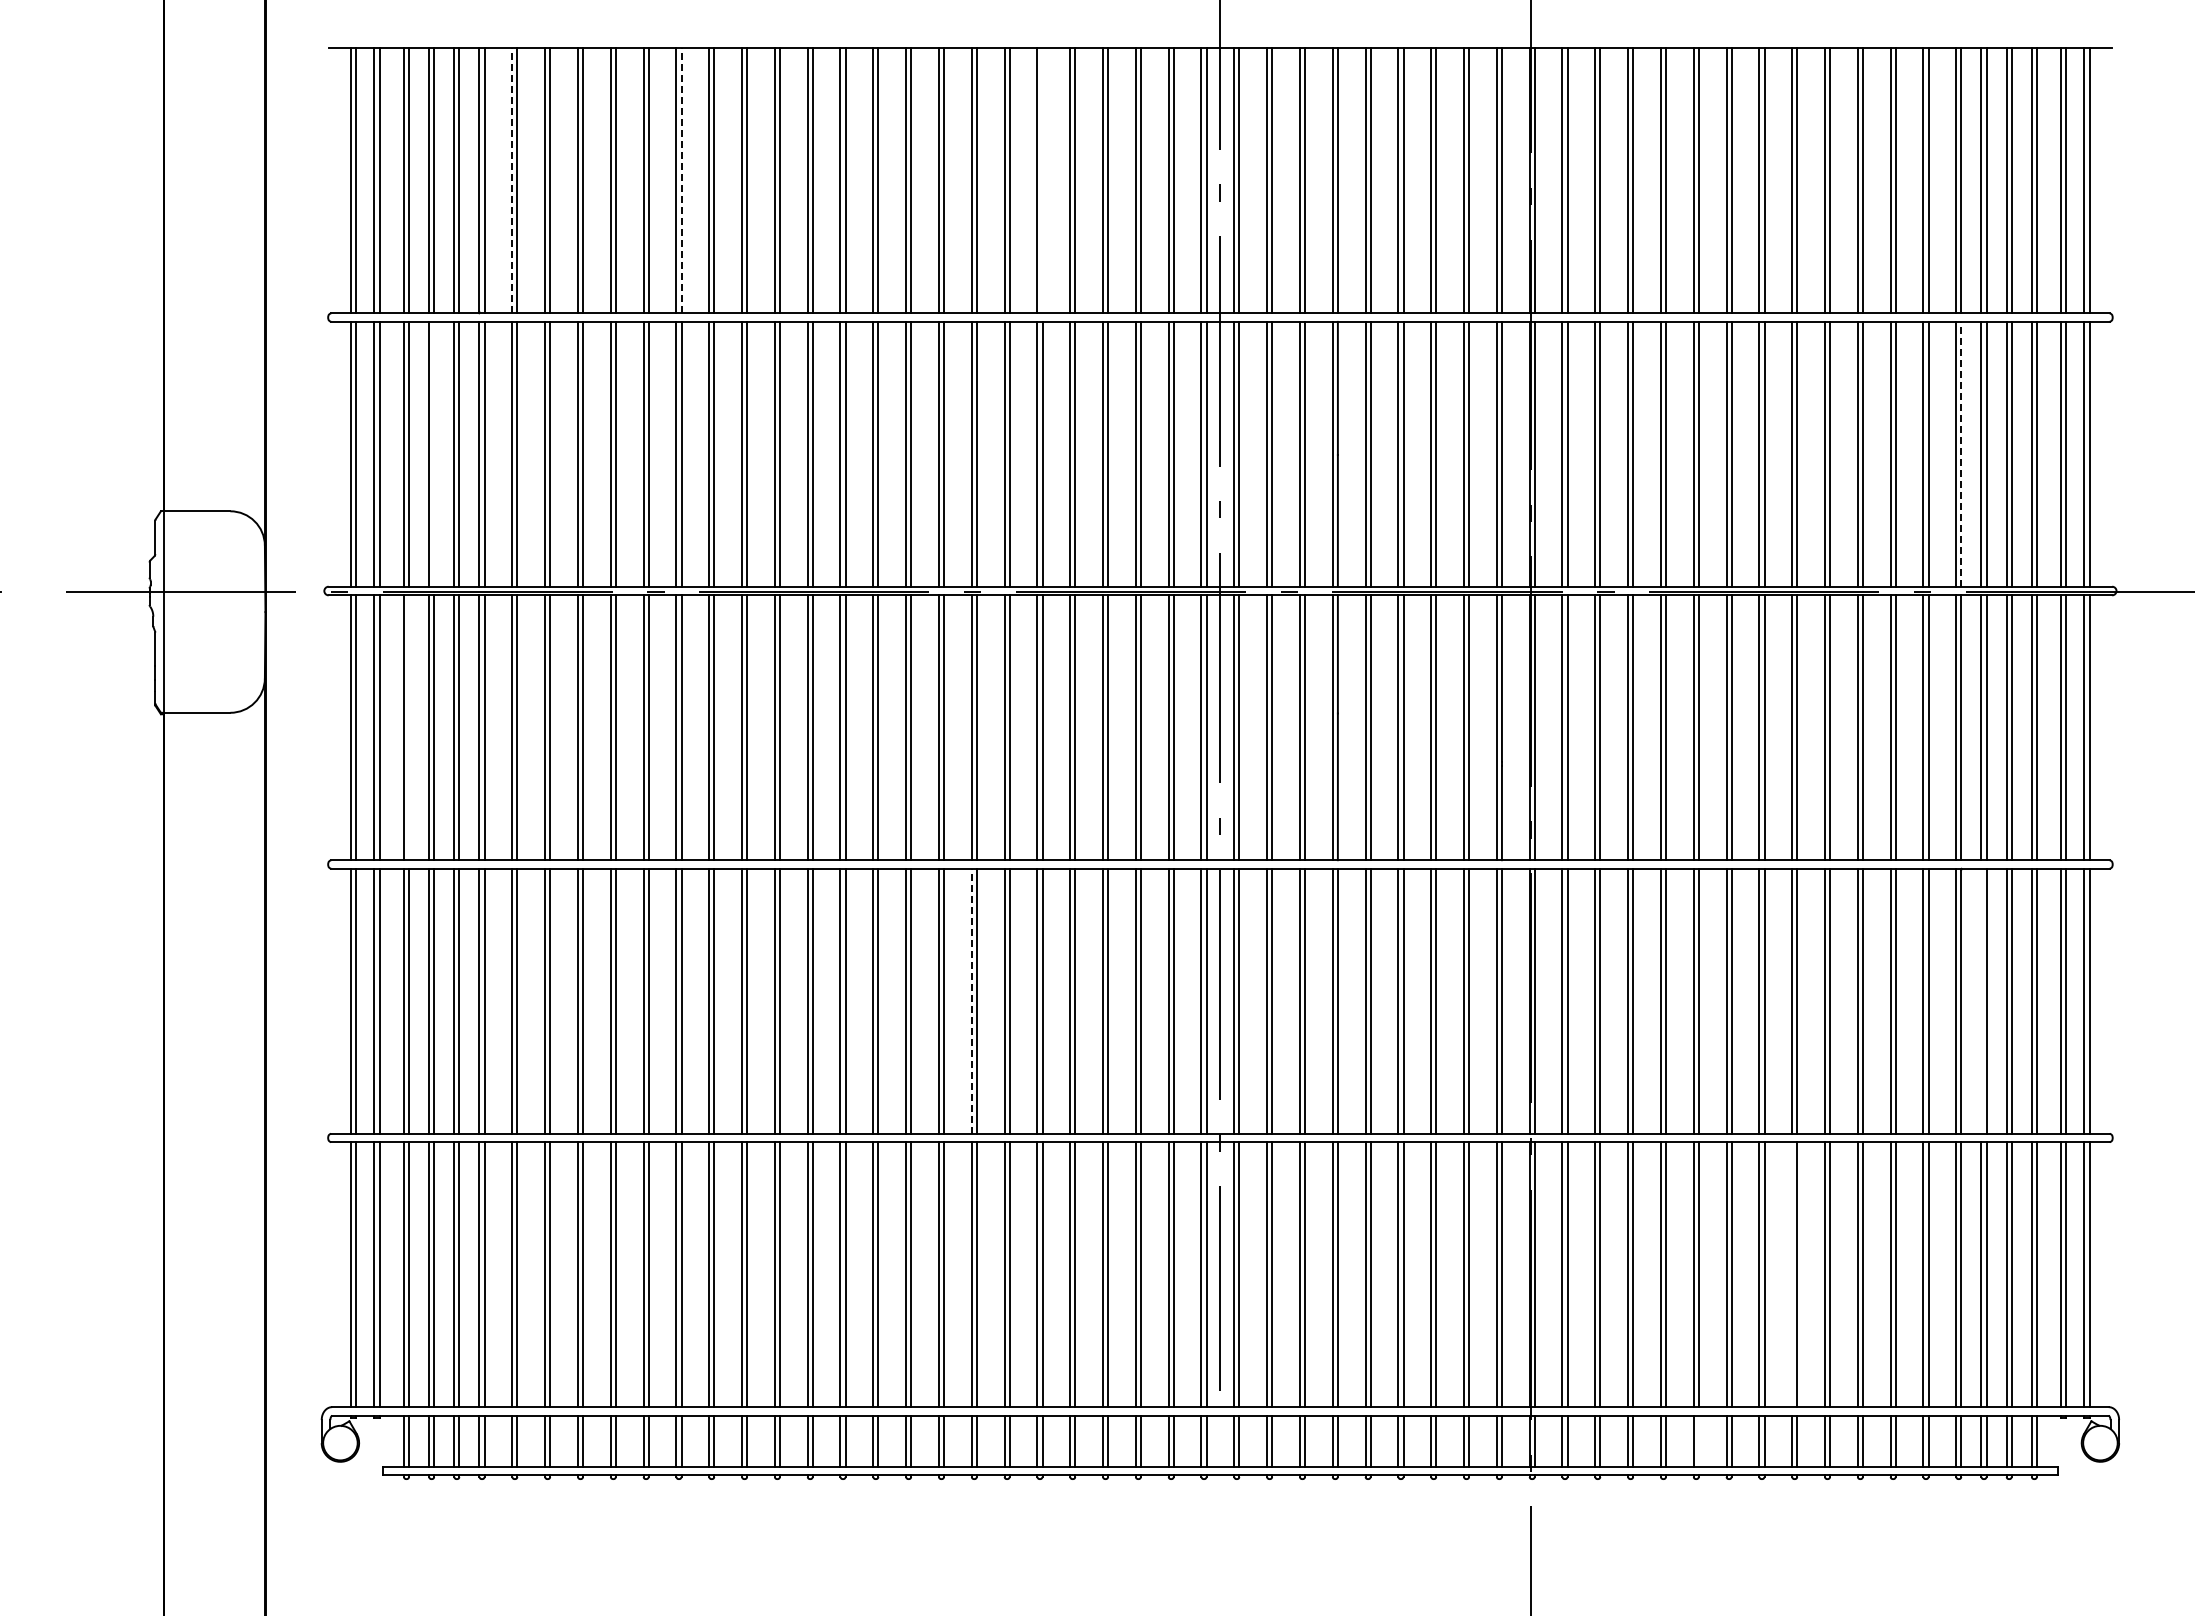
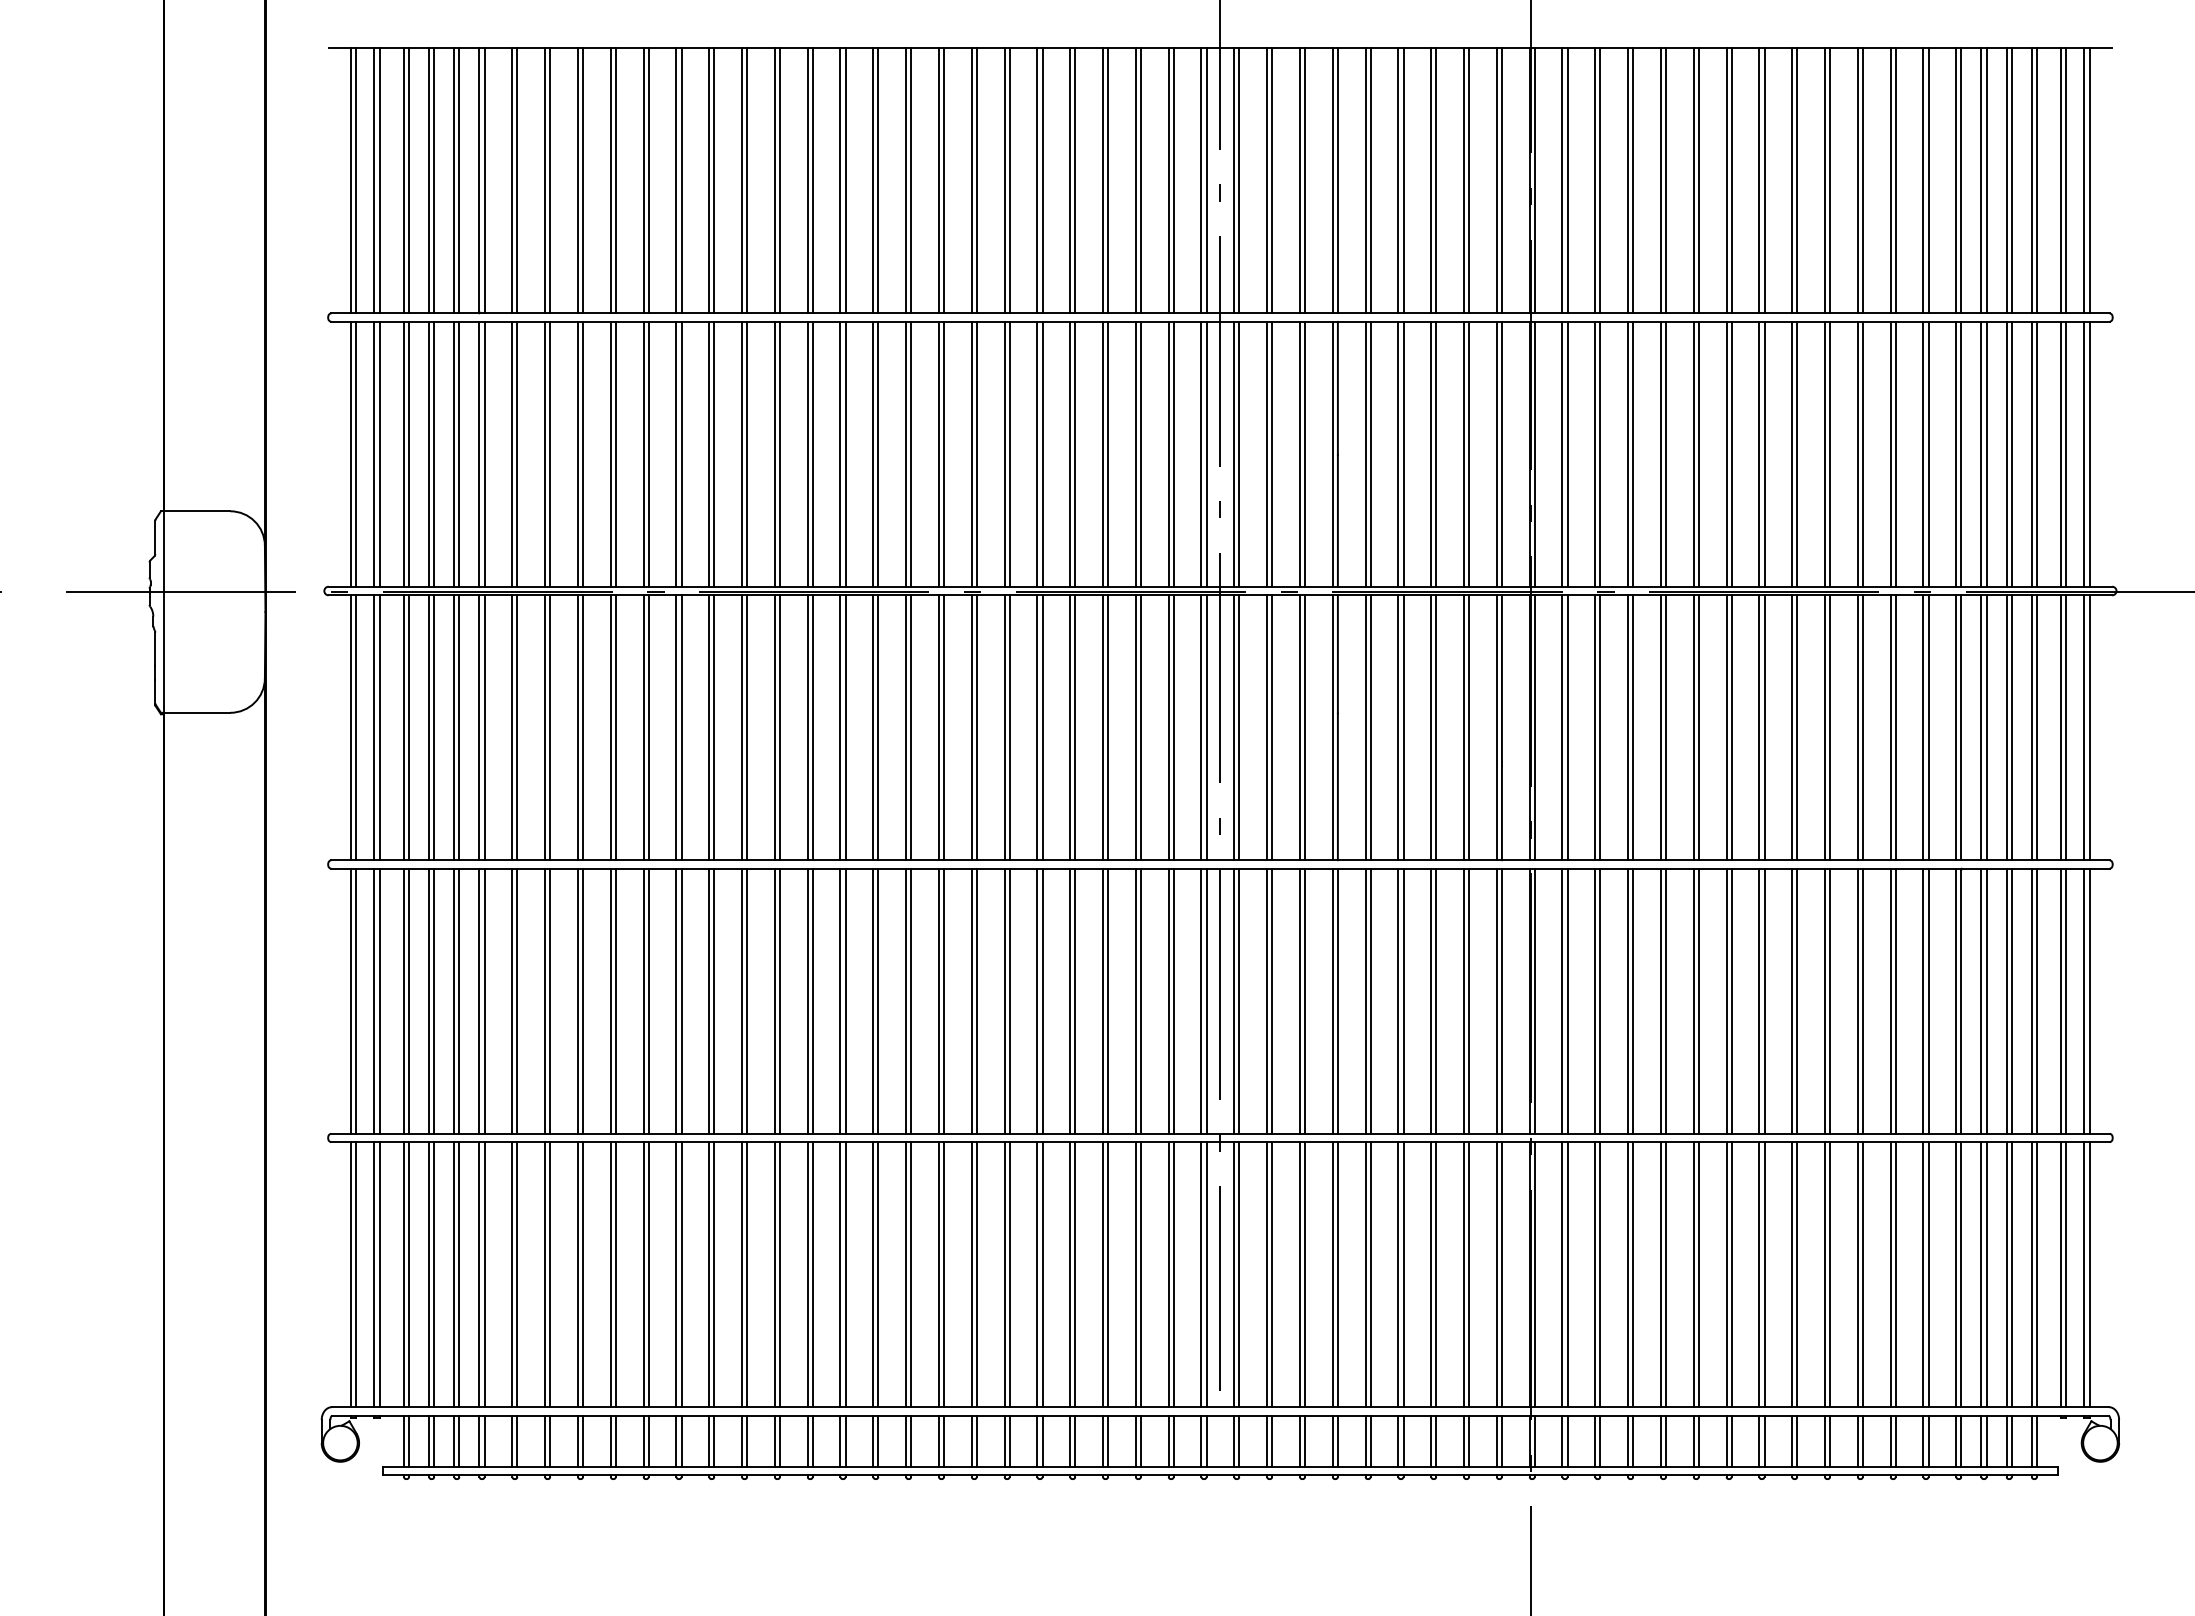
line: dashed -> solid (512, 180)
line: dashed -> solid (681, 180)
line: none -> present (1042, 180)
line: none -> present (434, 453)
line: dashed -> solid (1961, 453)
line: none -> present (409, 727)
line: dashed -> solid (971, 1000)
line: none -> present (1981, 1000)
line: none -> present (1792, 1274)
line: none -> present (1698, 1440)
